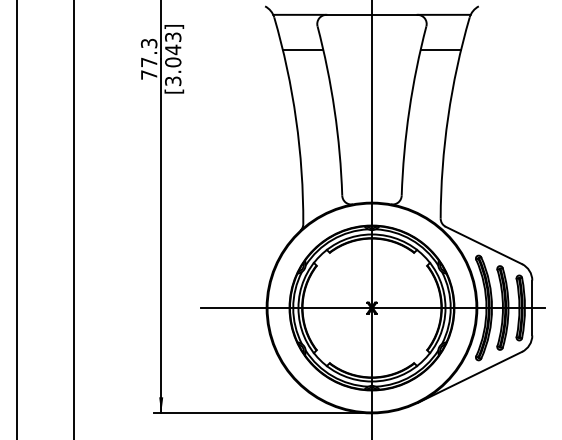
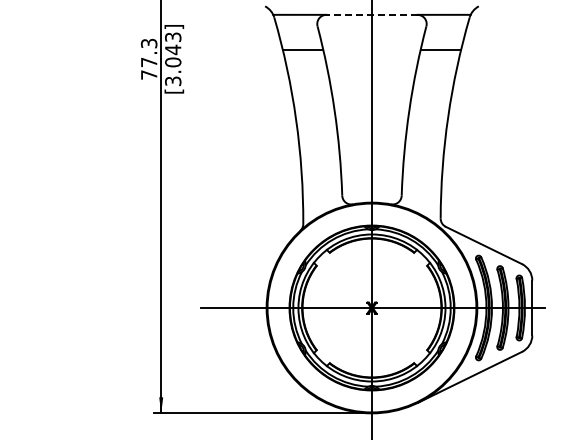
line: solid -> dashed (371, 14)
line: present -> none (16, 219)
line: present -> none (74, 219)
